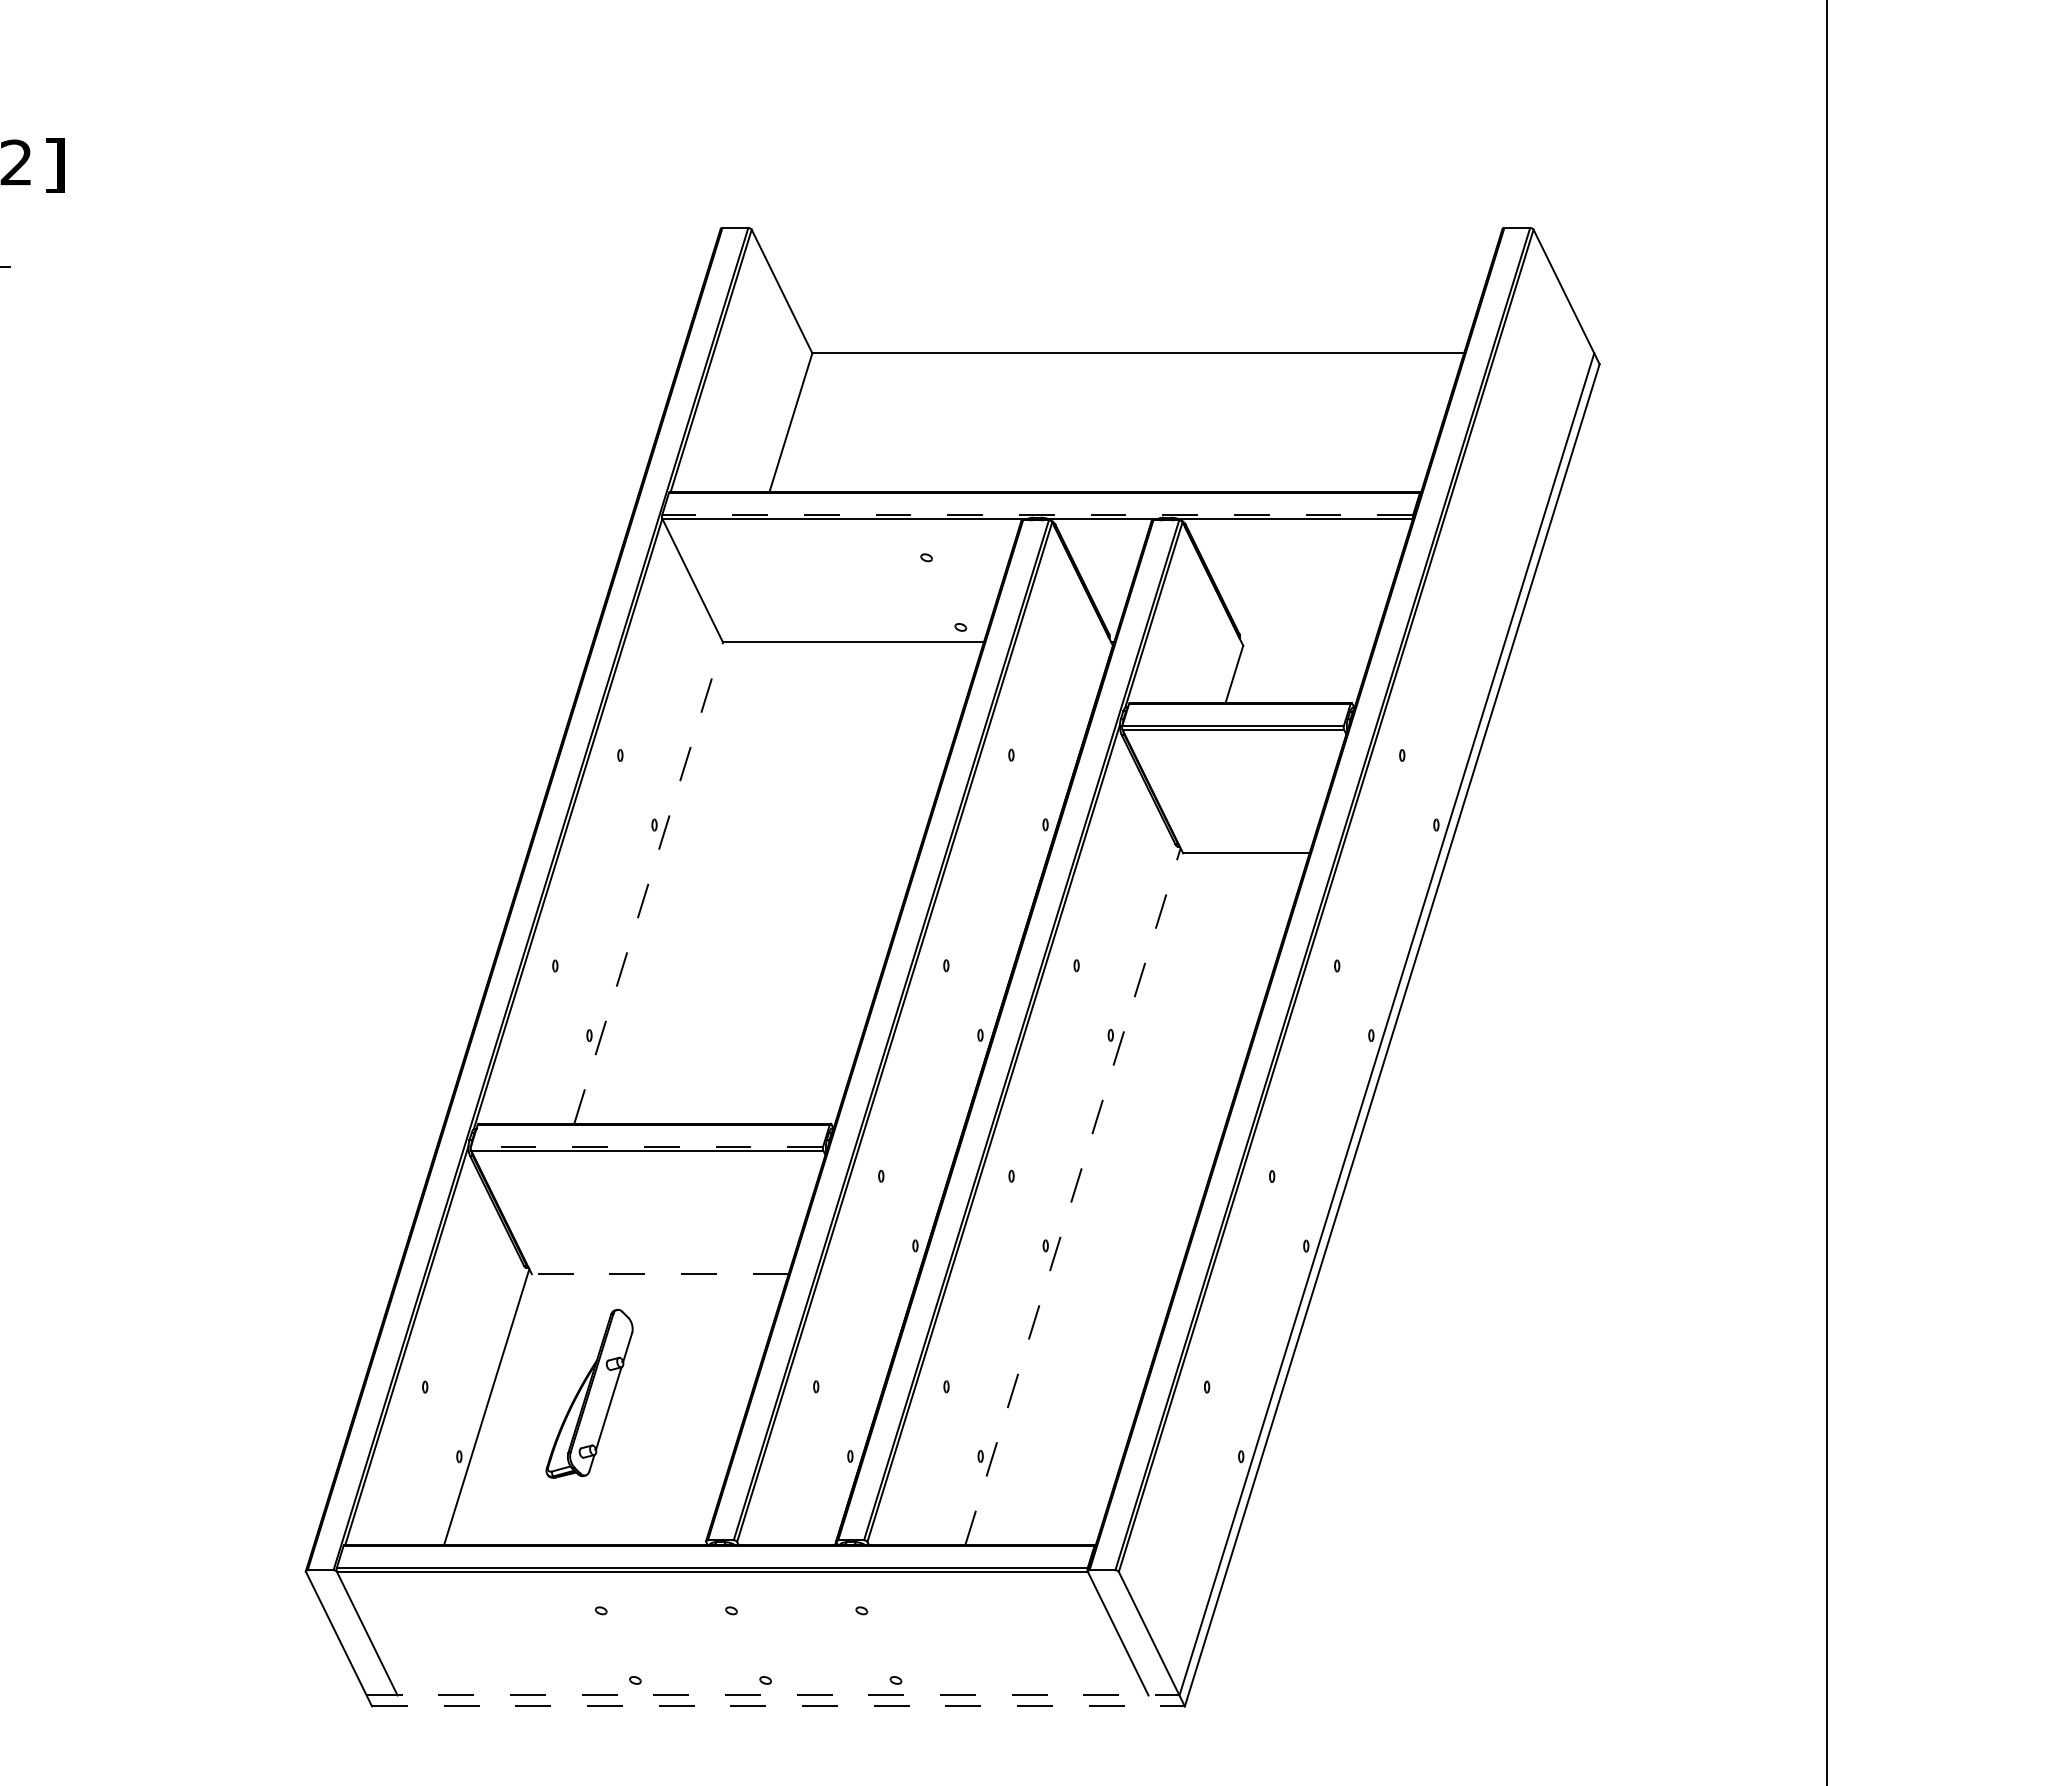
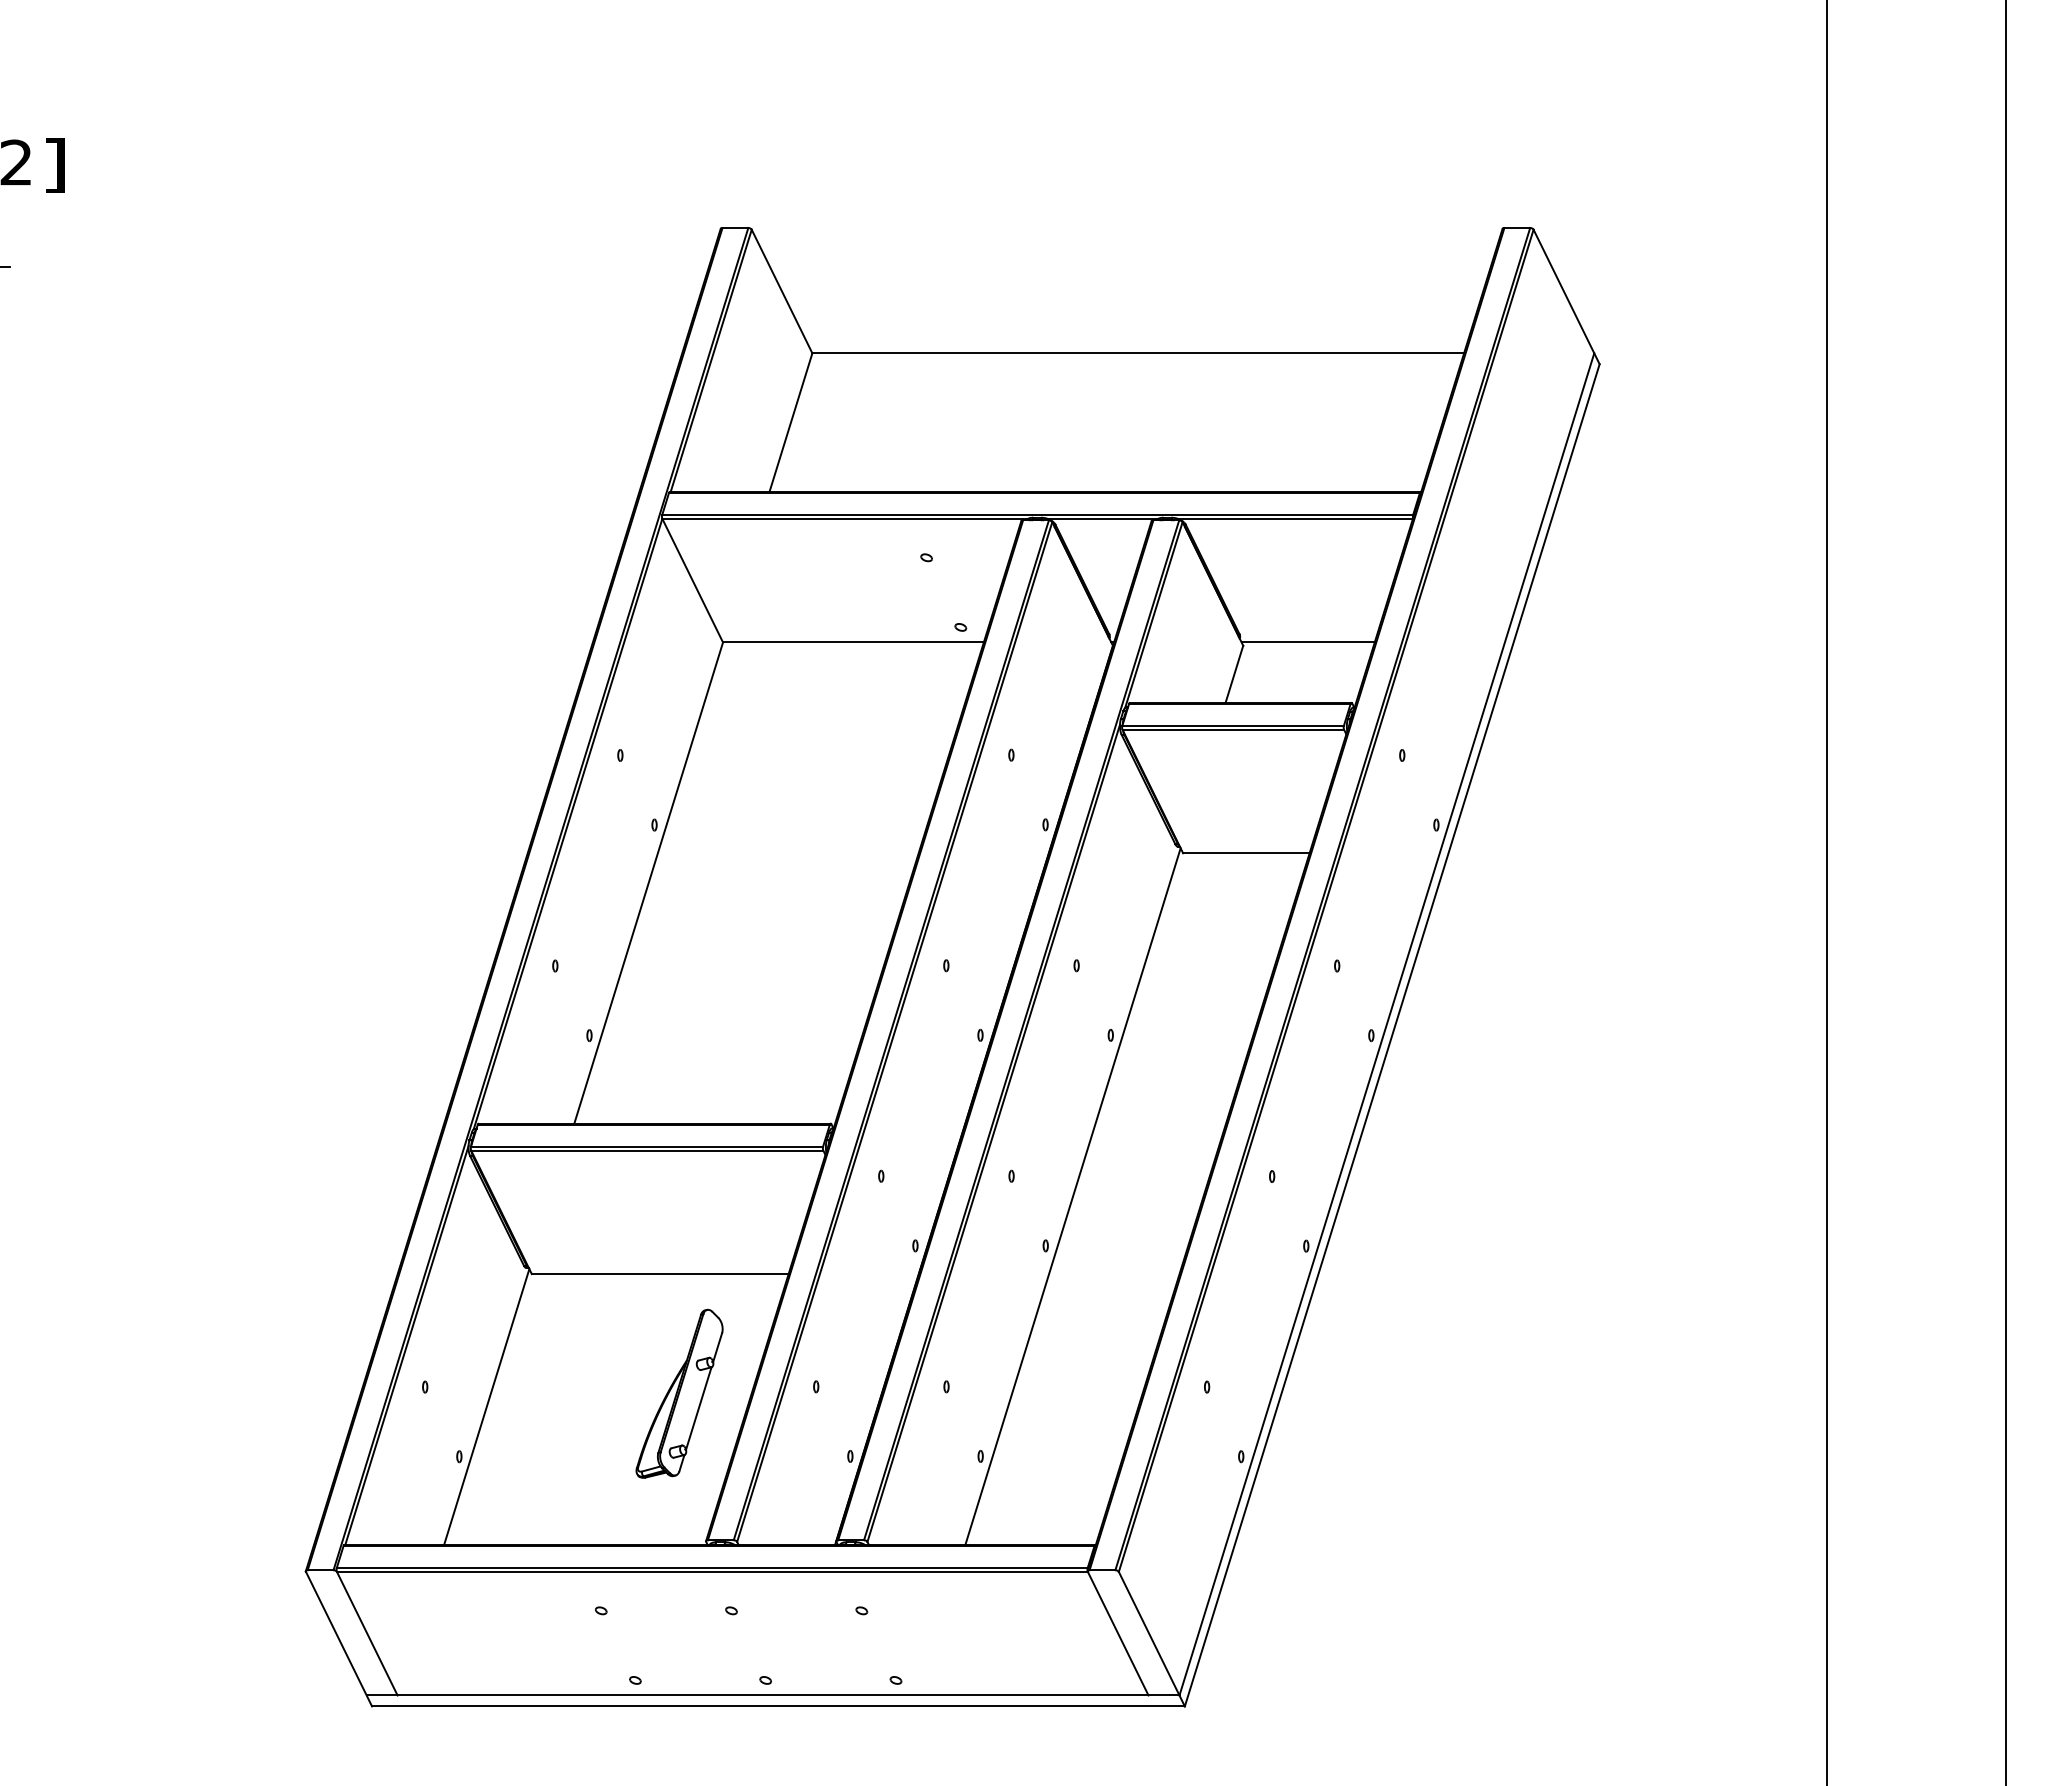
line: dashed -> solid (1037, 514)
line: none -> present (1307, 642)
line: dashed -> solid (648, 883)
line: none -> present (2005, 892)
line: dashed -> solid (646, 1146)
line: dashed -> solid (1073, 1196)
line: dashed -> solid (659, 1274)
part position: (589, 1393) -> (679, 1393) (679, 1393)
line: dashed -> solid (773, 1695)
line: dashed -> solid (778, 1706)
